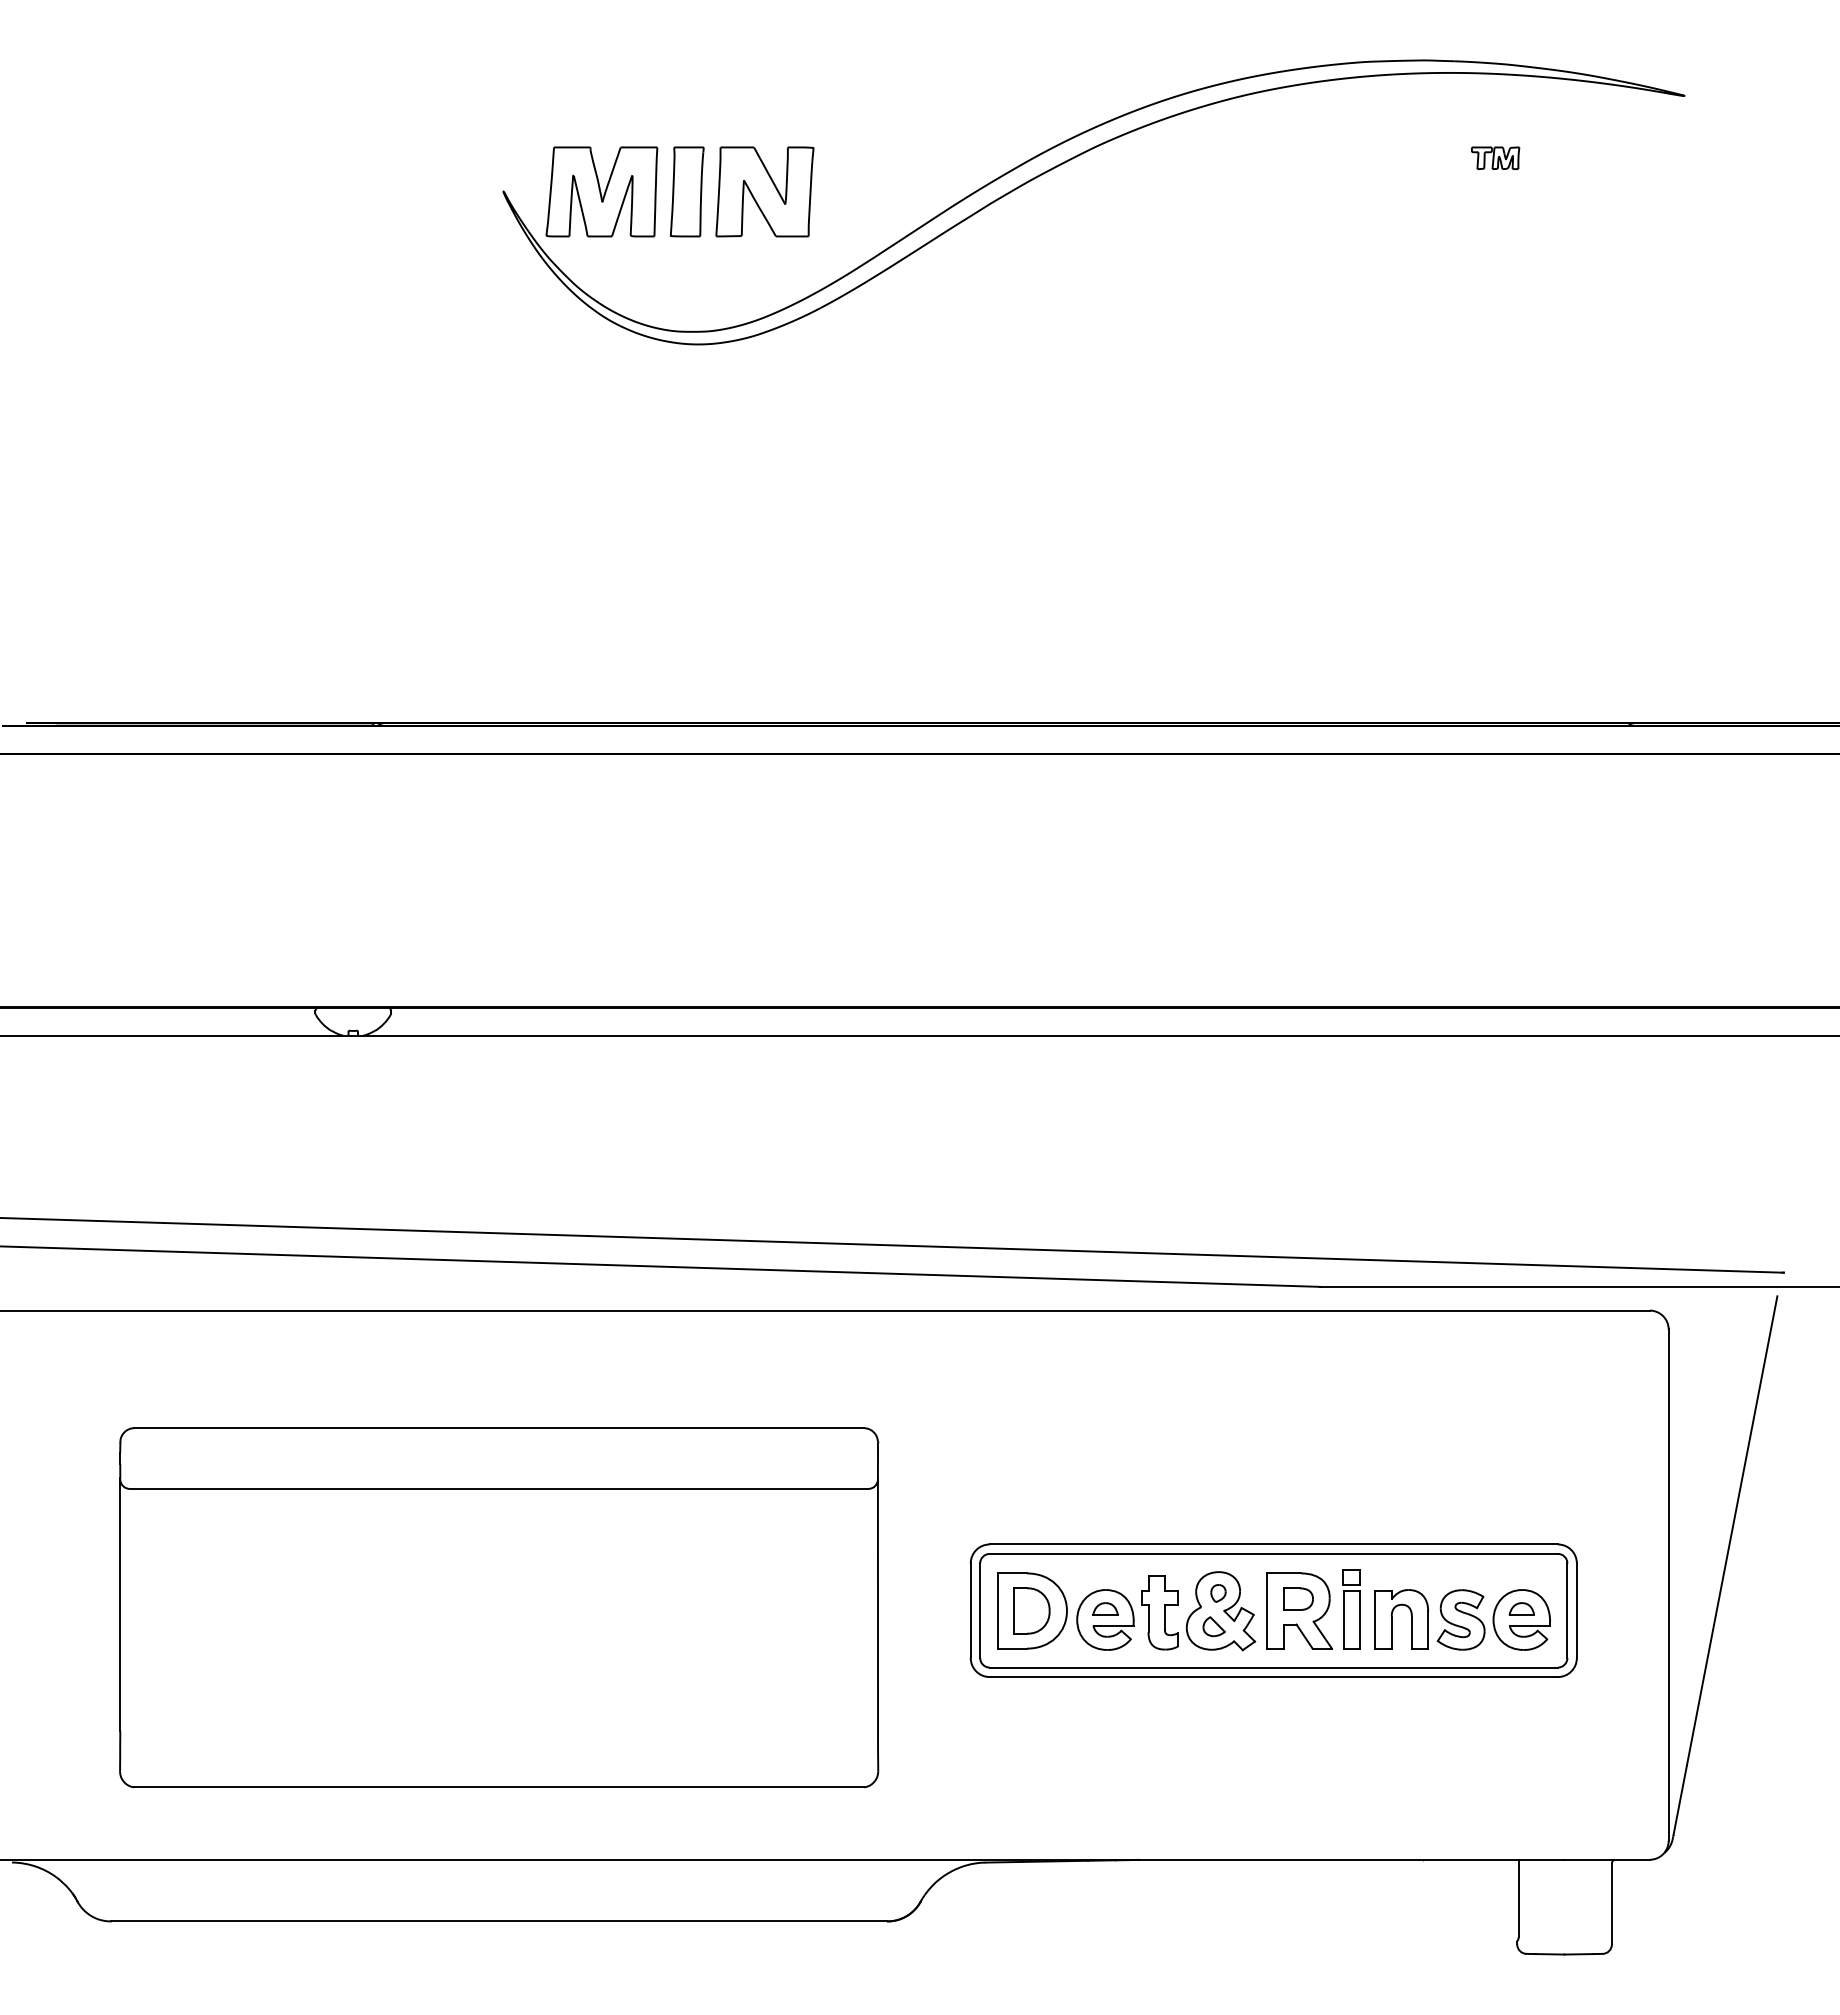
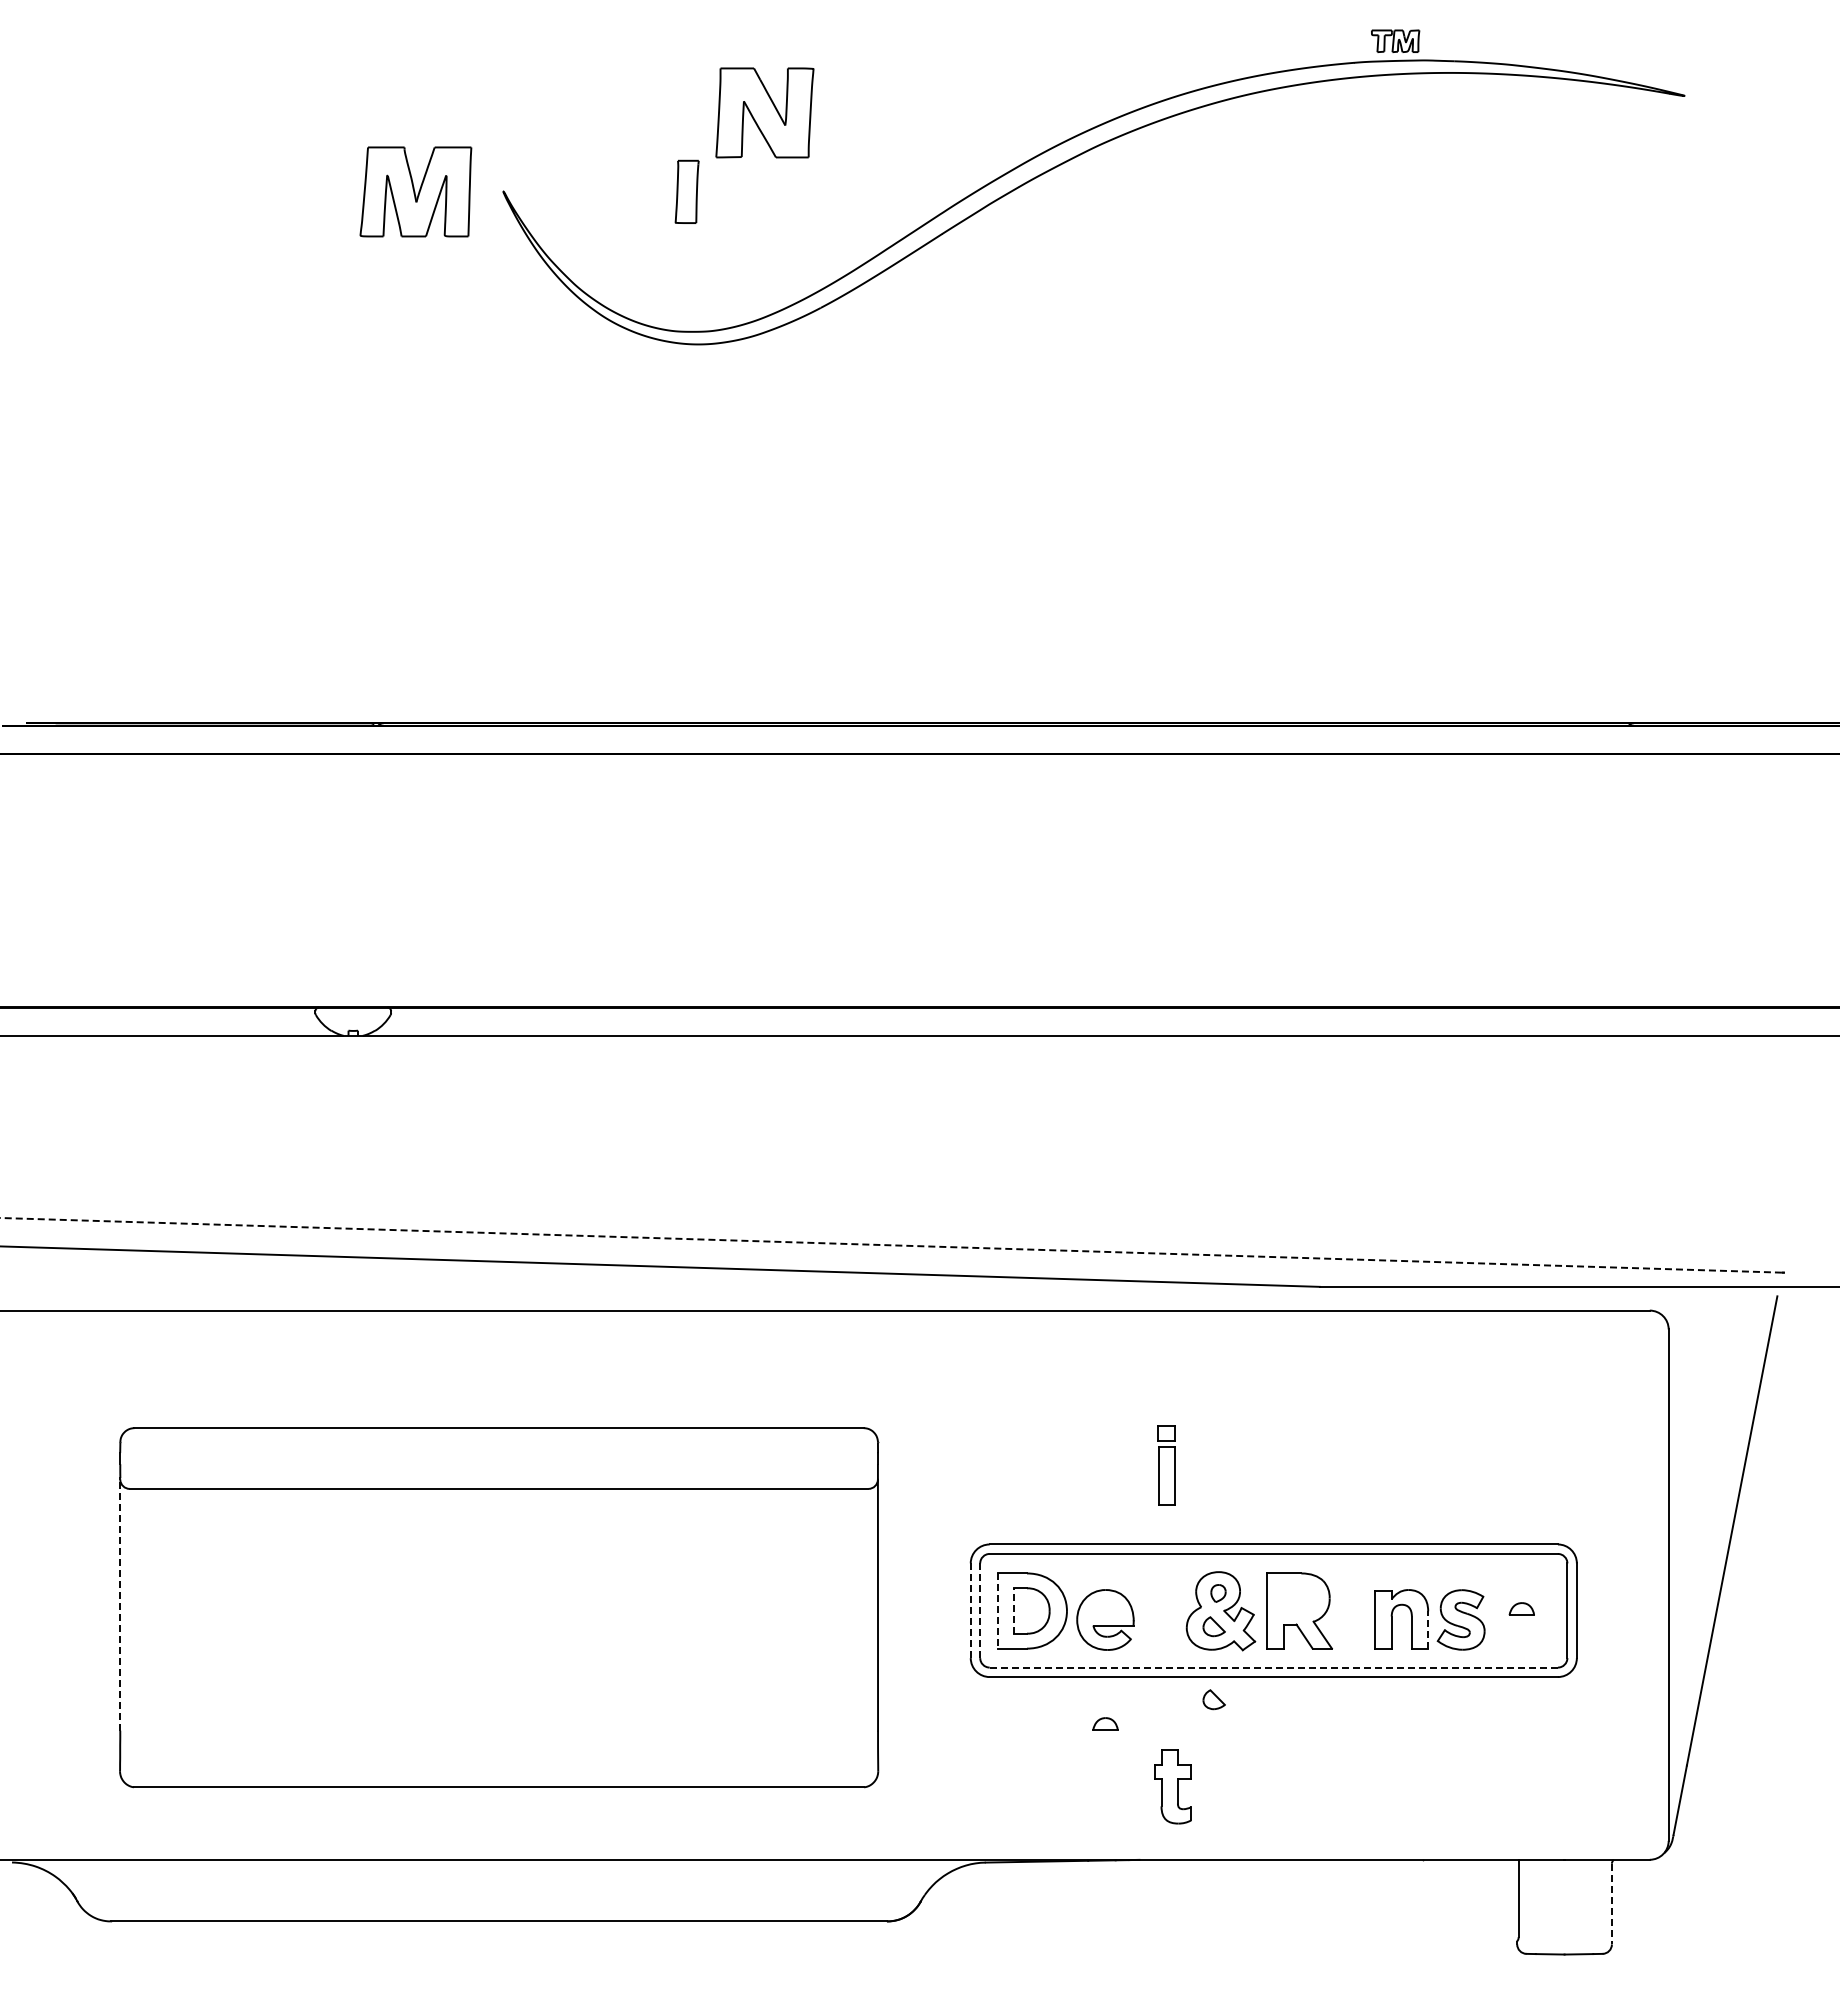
part position: (1495, 157) -> (1395, 40) (1395, 40)
part position: (601, 191) -> (415, 191) (415, 191)
part size: 36x92 px -> 26x65 px (686, 191)
part position: (764, 191) -> (764, 112) (764, 112)
line: solid -> dashed (890, 1245)
part: present -> none (1298, 1598)
line: solid -> dashed (120, 1605)
part position: (1105, 1608) -> (1105, 1723) (1105, 1723)
part position: (1351, 1609) -> (1166, 1465) (1166, 1465)
line: solid -> dashed (980, 1610)
line: solid -> dashed (970, 1611)
line: solid -> dashed (997, 1611)
line: solid -> dashed (1014, 1611)
part position: (1159, 1612) -> (1172, 1786) (1172, 1786)
part: present -> none (1521, 1619)
line: solid -> dashed (1428, 1629)
line: solid -> dashed (1273, 1667)
part: none -> present (1213, 1699)
line: solid -> dashed (1611, 1904)
